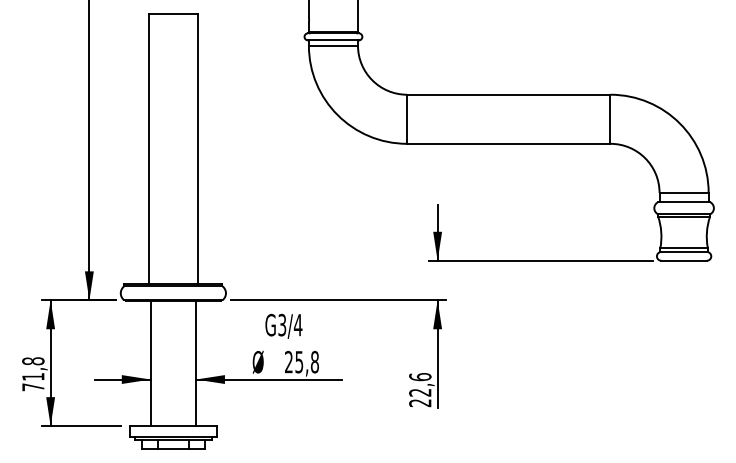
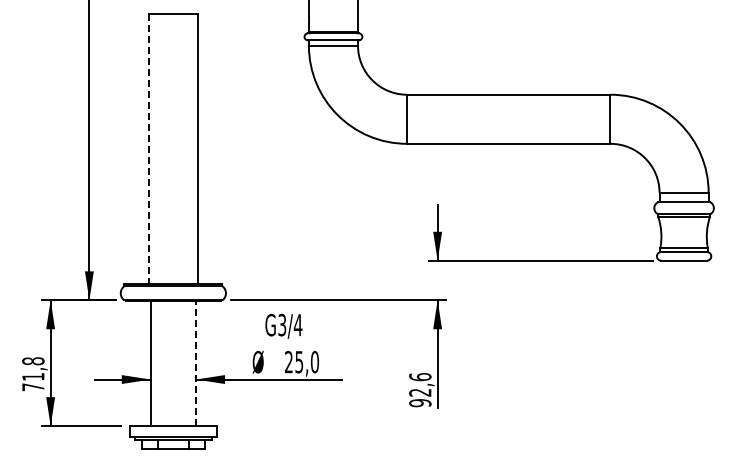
line: solid -> dashed (148, 149)
text: 25,8 -> 25,0 (314, 362)
line: solid -> dashed (196, 363)
text: 22,6 -> 92,6 (420, 403)
